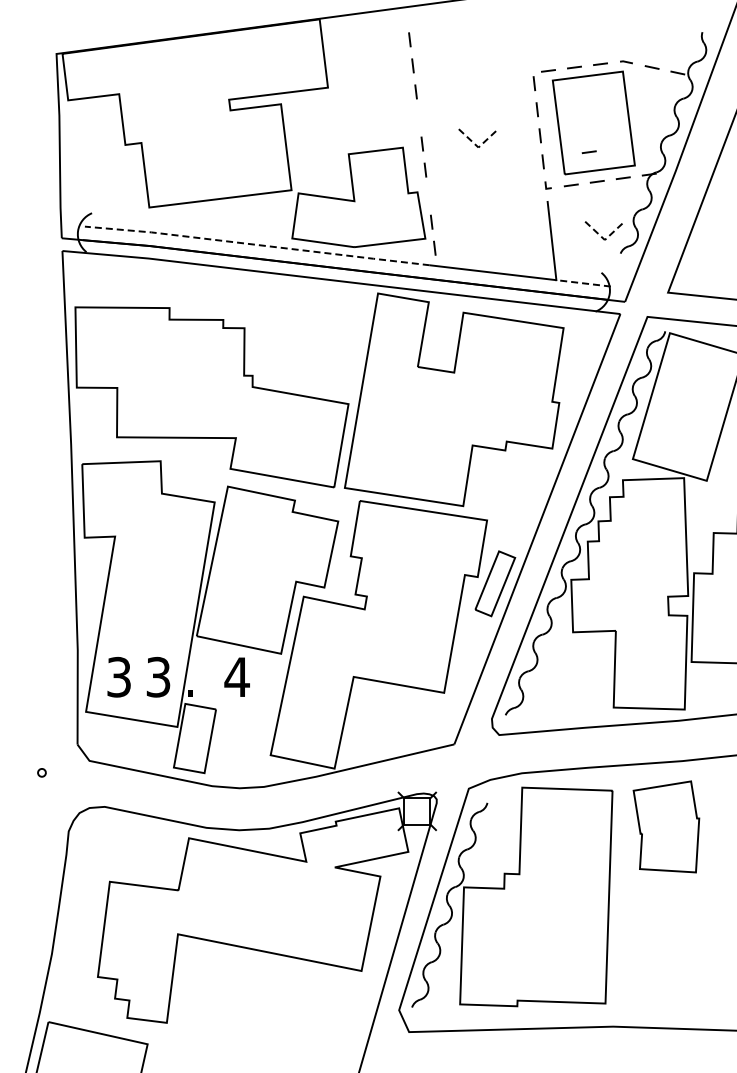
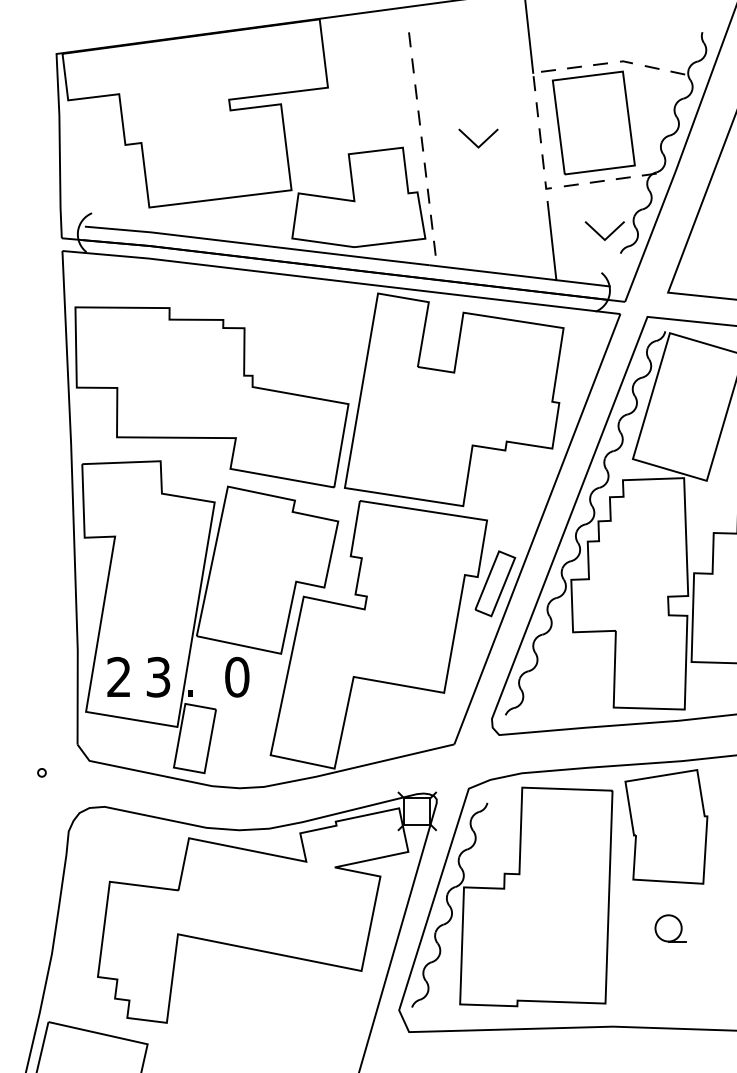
line: none -> present (529, 37)
line: none -> present (418, 117)
line: dashed -> solid (478, 147)
line: present -> none (588, 152)
line: none -> present (428, 195)
line: dashed -> solid (604, 240)
line: dashed -> solid (257, 245)
line: dashed -> solid (583, 283)
text: 4 -> 0 (236, 676)
text: 3 -> 2 (118, 677)
part size: 69x94 px -> 85x116 px (666, 826)
part: none -> present (670, 928)
